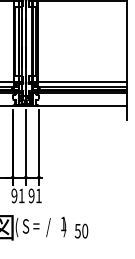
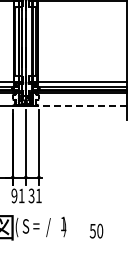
line: solid -> dashed (77, 105)
text: 91 -> 31 (31, 196)
text position: (81, 230) -> (96, 230) (96, 230)
